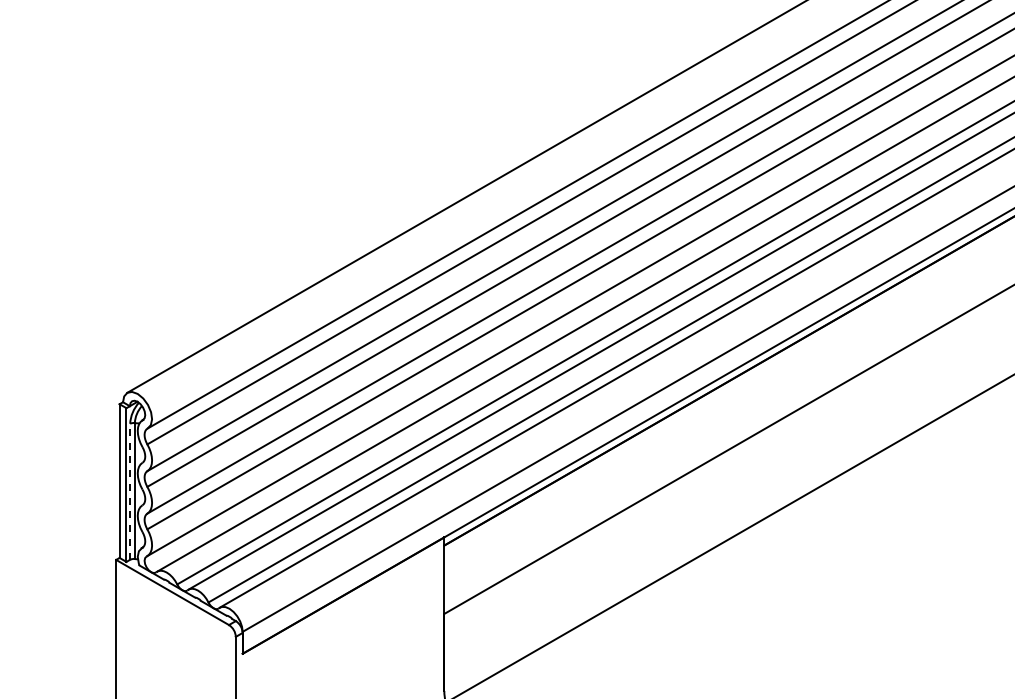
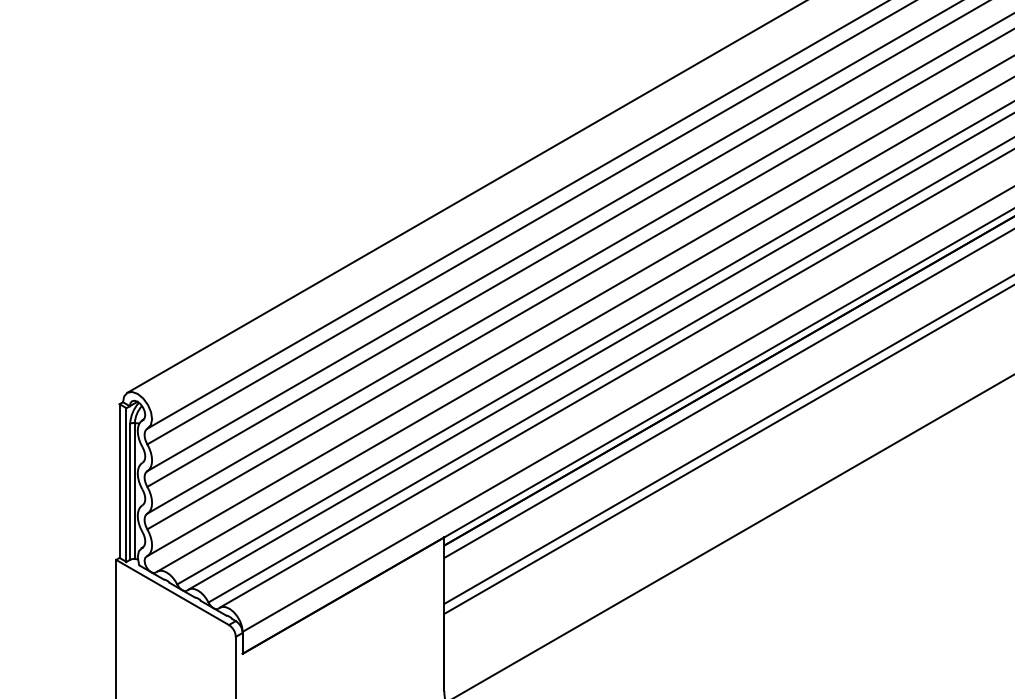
line: none -> present (727, 393)
line: none -> present (727, 439)
line: dashed -> solid (130, 491)
